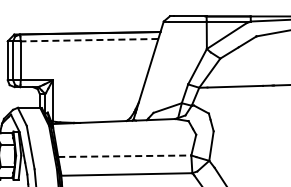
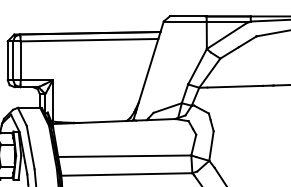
line: dashed -> solid (89, 40)
line: dashed -> solid (124, 156)
